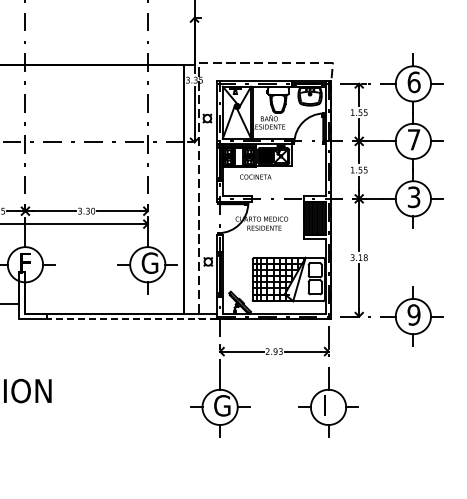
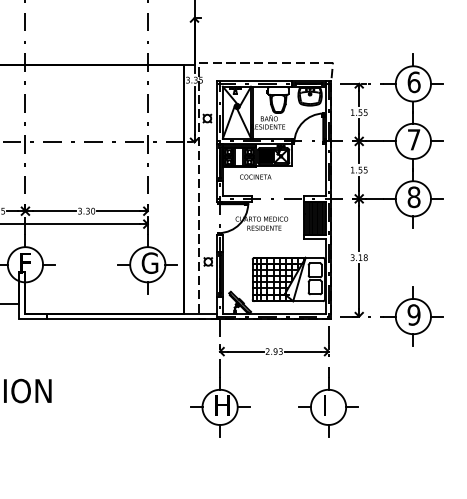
text: 3 -> 8 (413, 197)
line: dashed -> solid (131, 319)
text: G -> H (222, 405)
